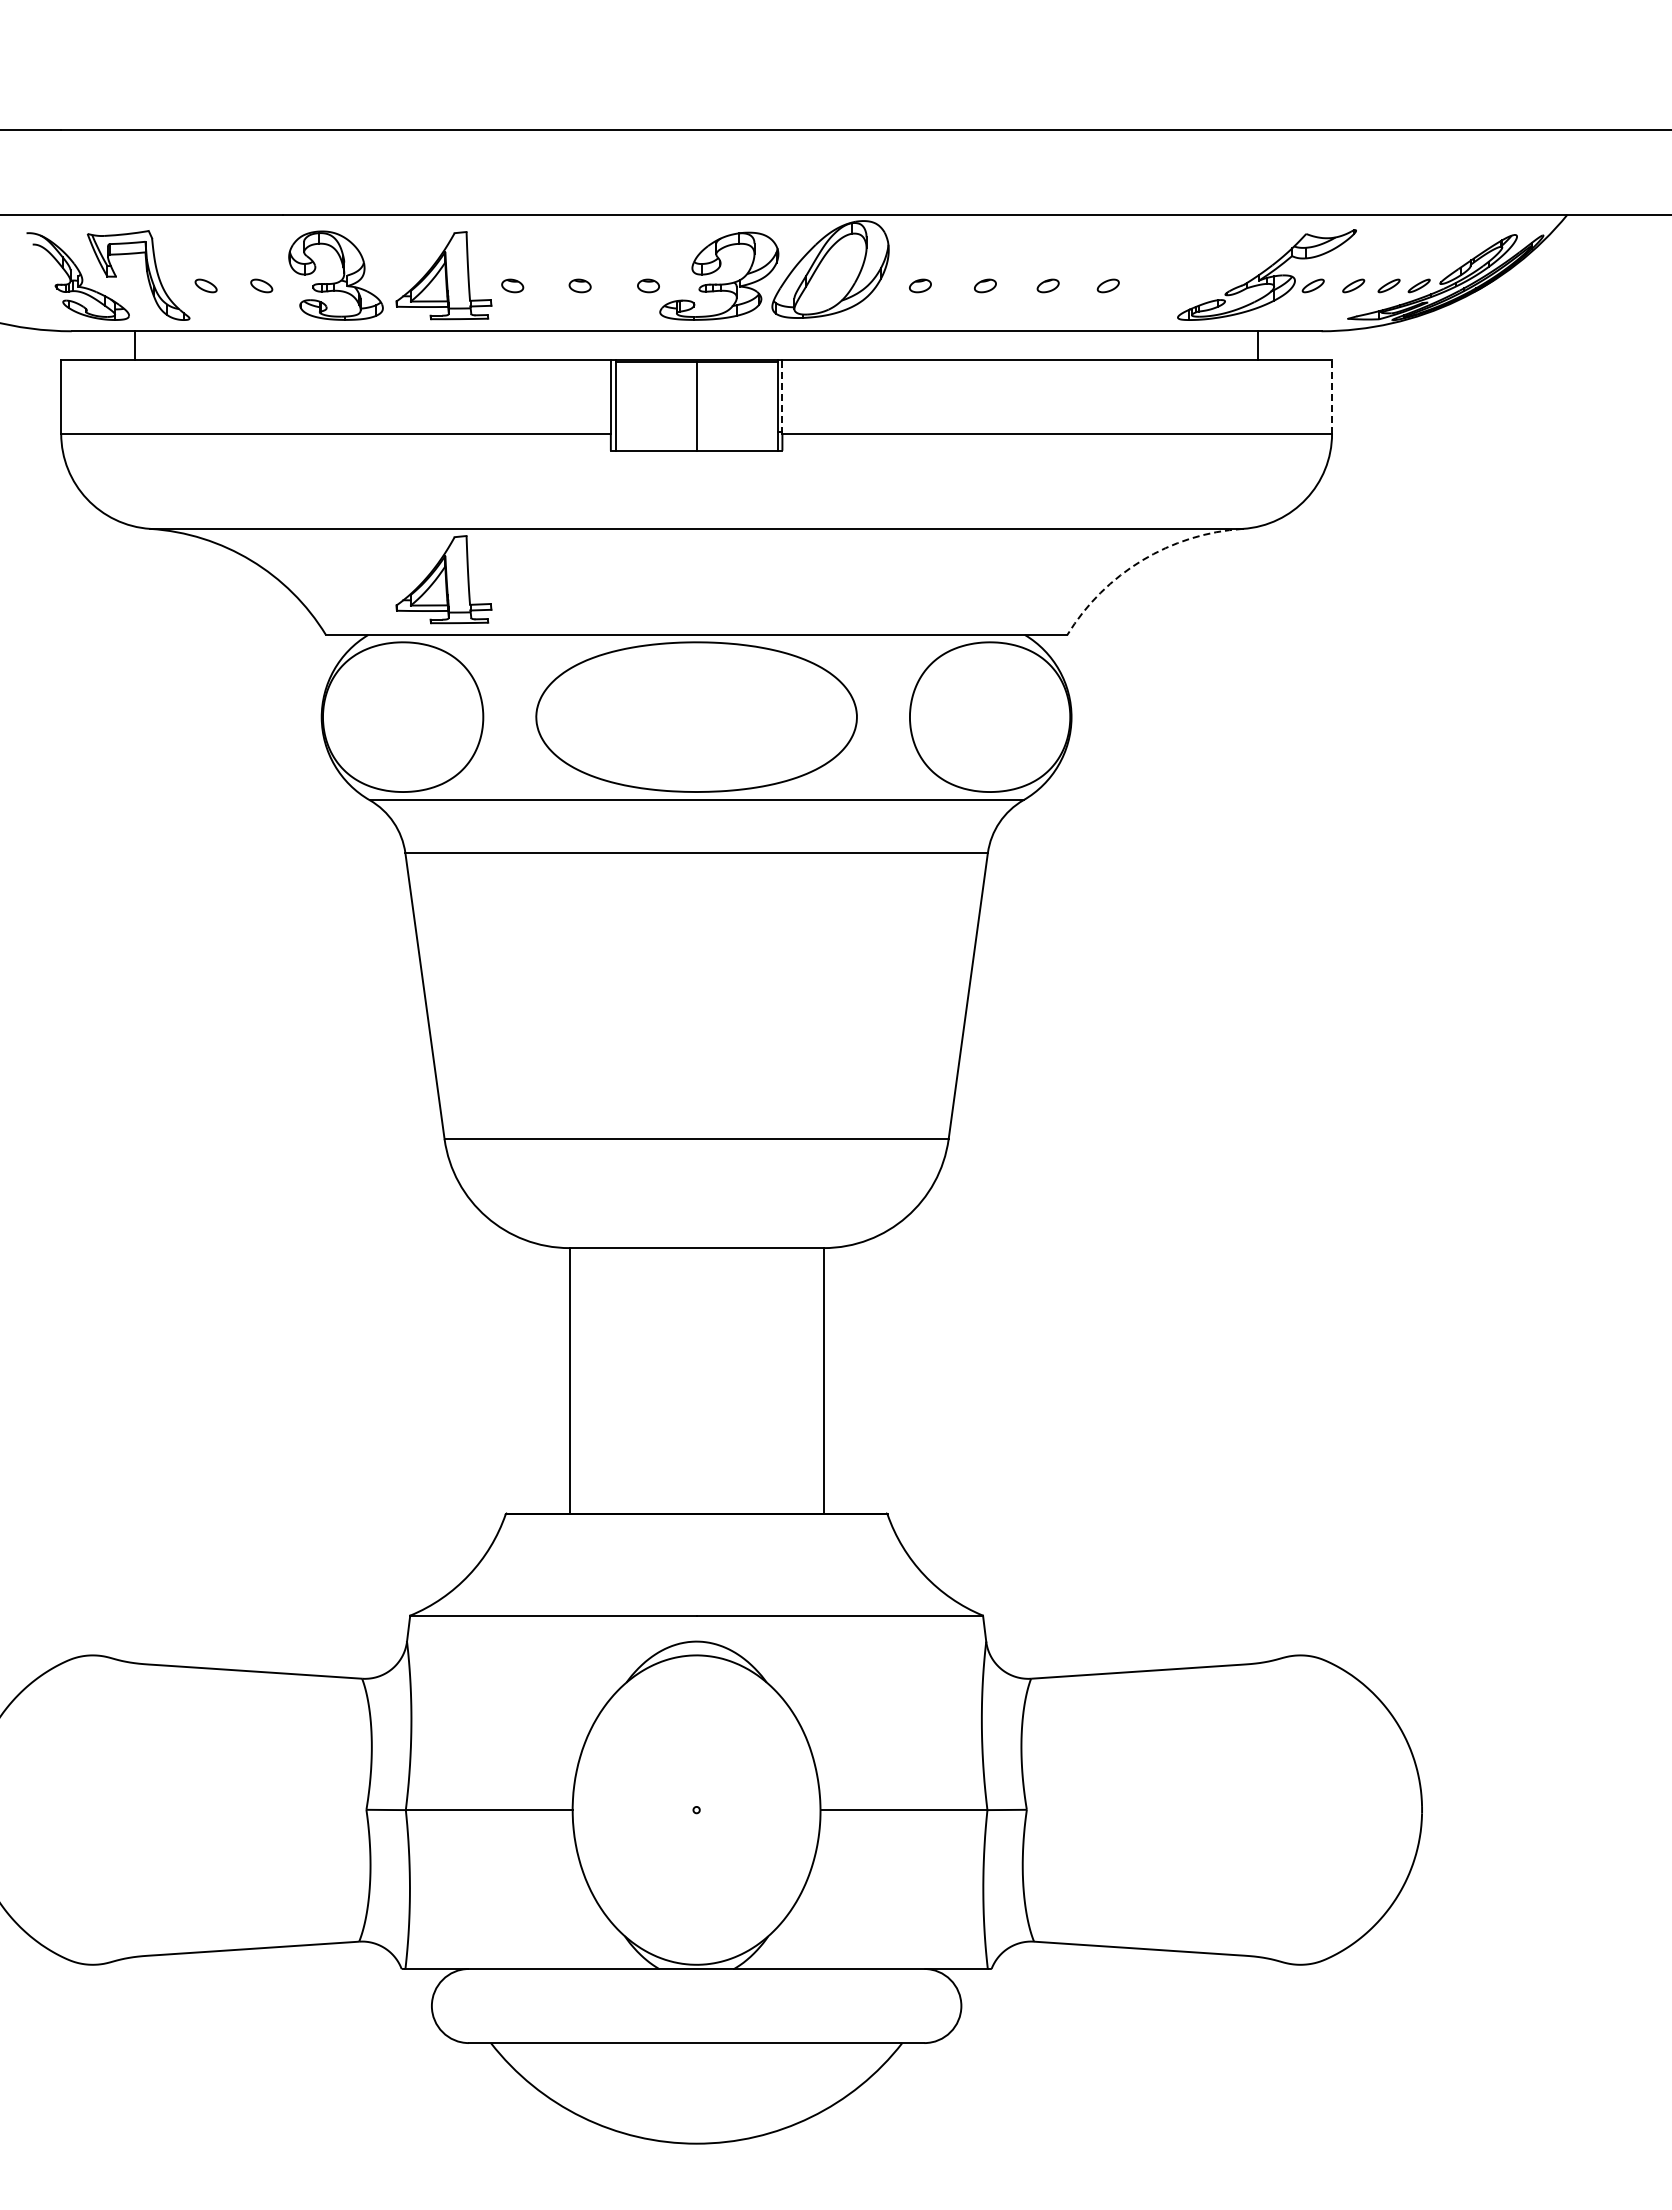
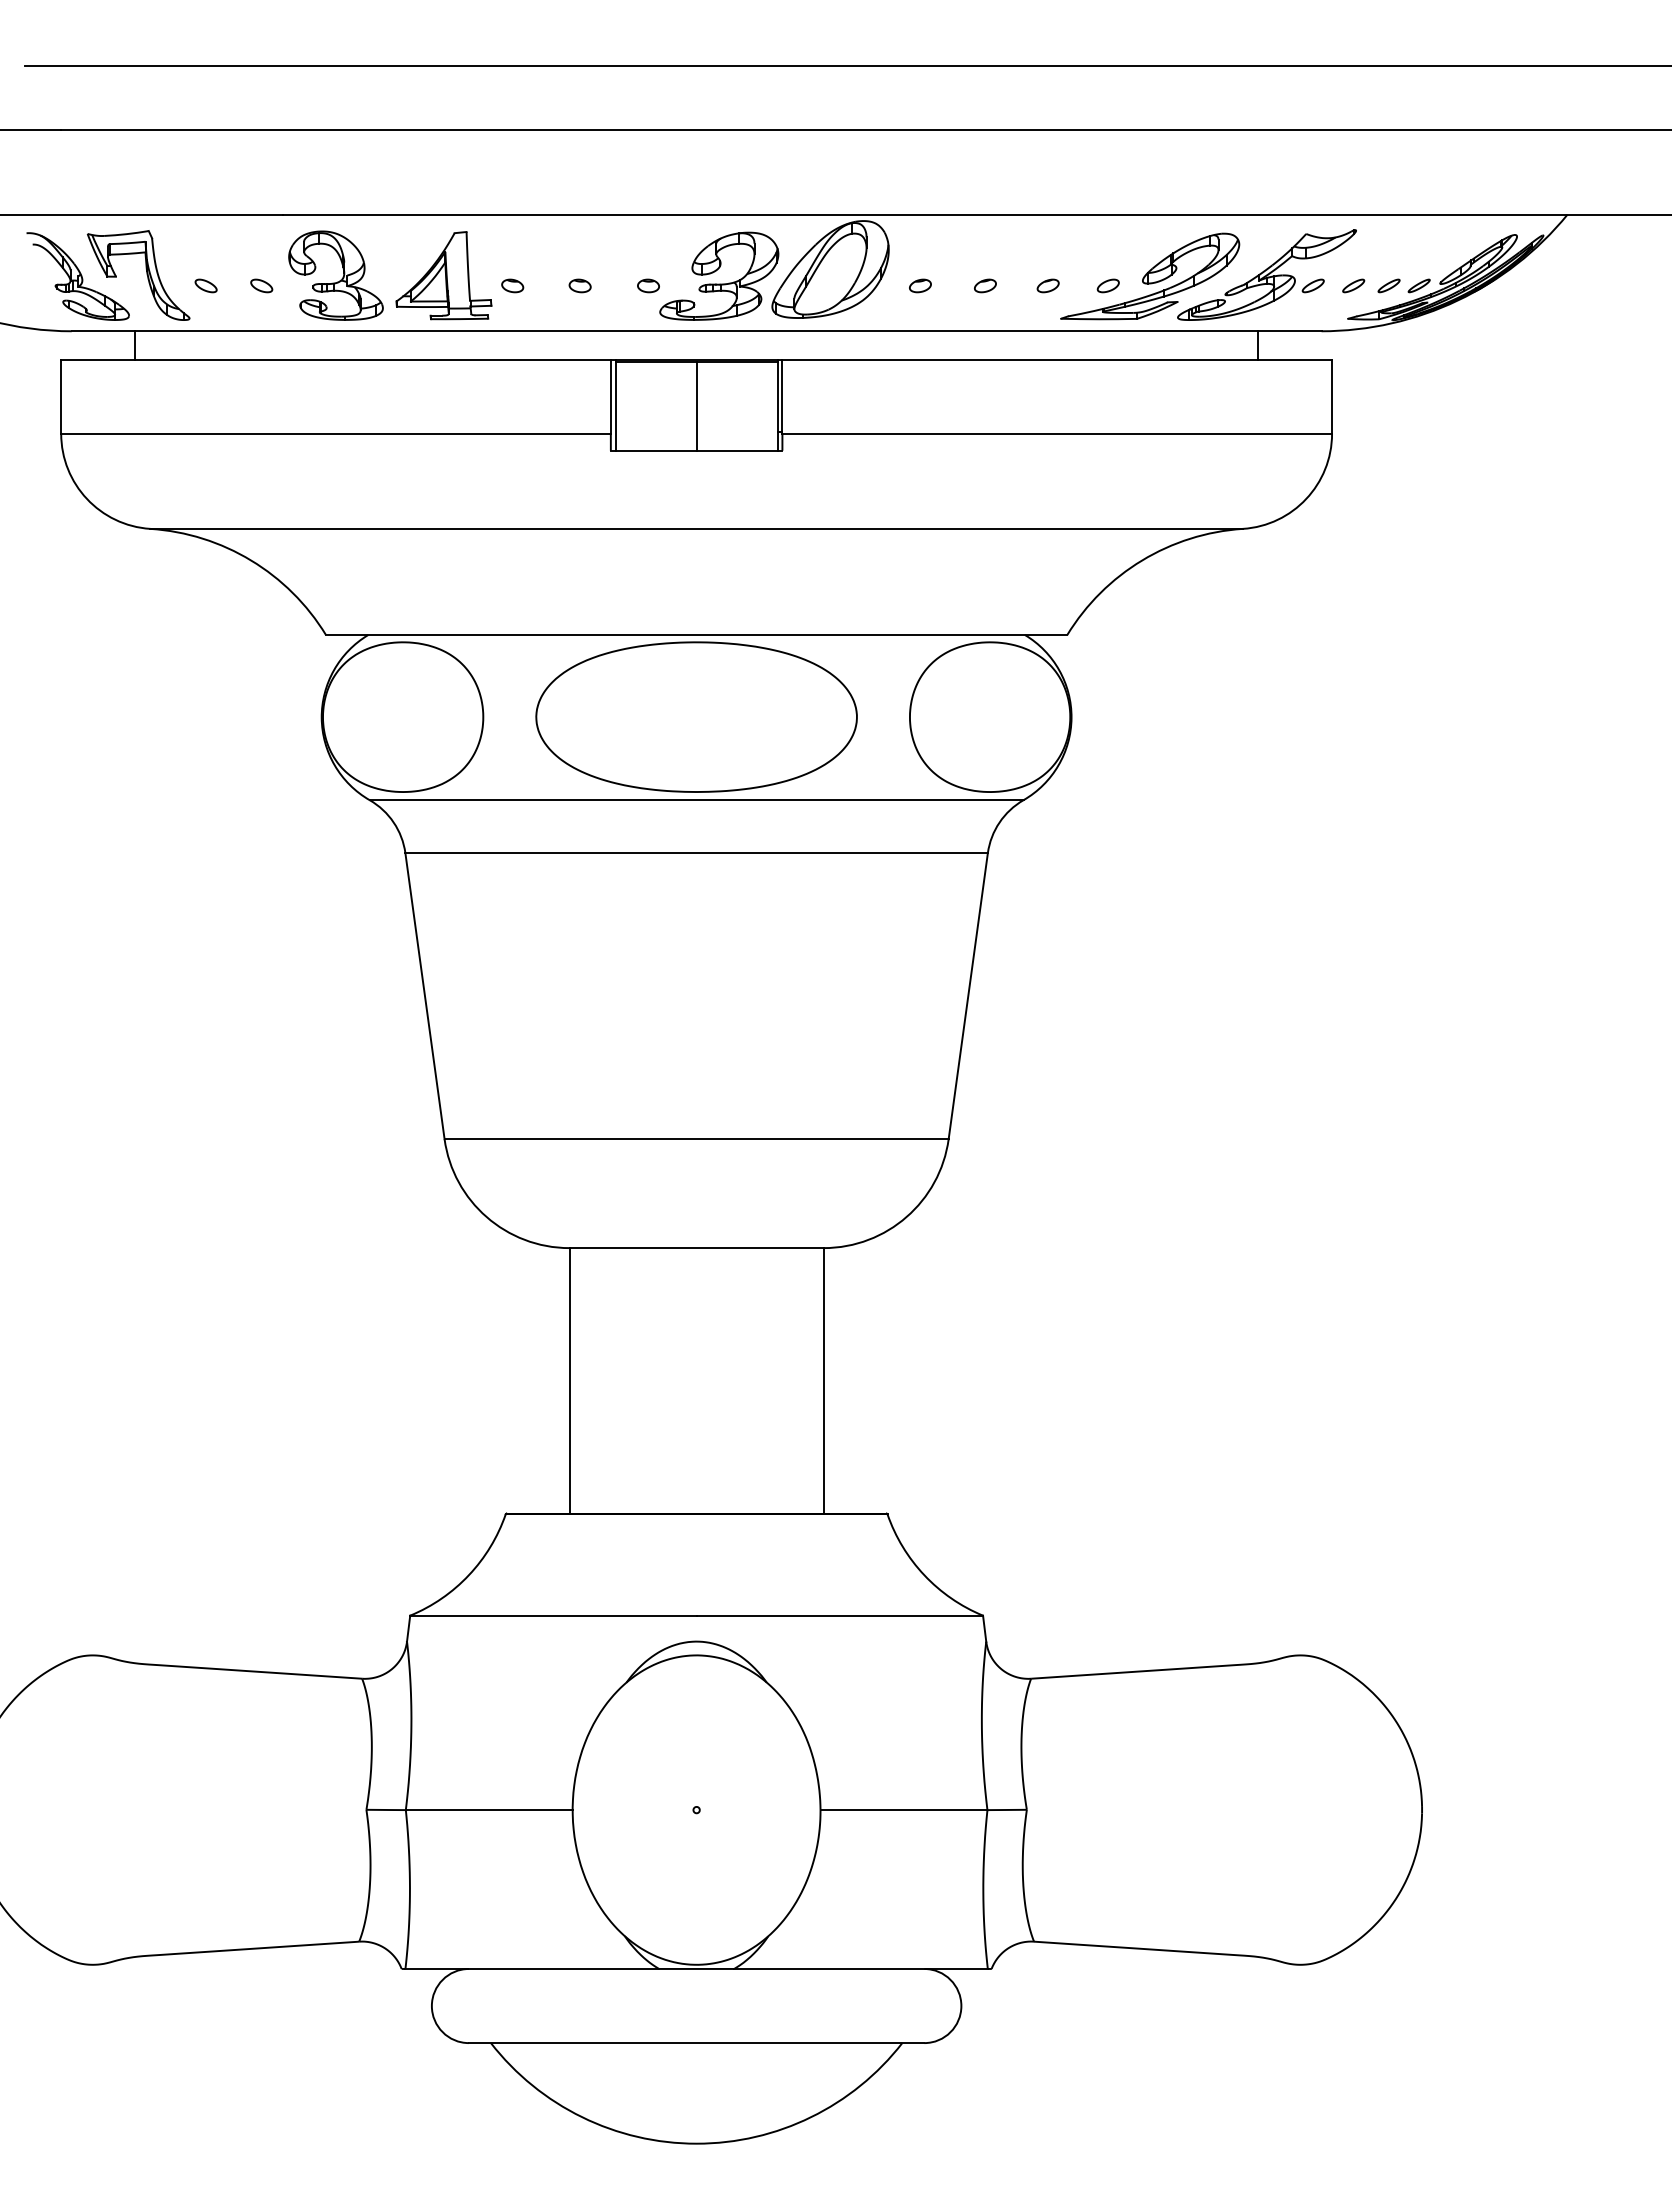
line: none -> present (846, 66)
part: none -> present (1150, 276)
line: dashed -> solid (782, 396)
line: dashed -> solid (1332, 396)
arc: dashed -> solid (1142, 560)
part: present -> none (443, 579)
